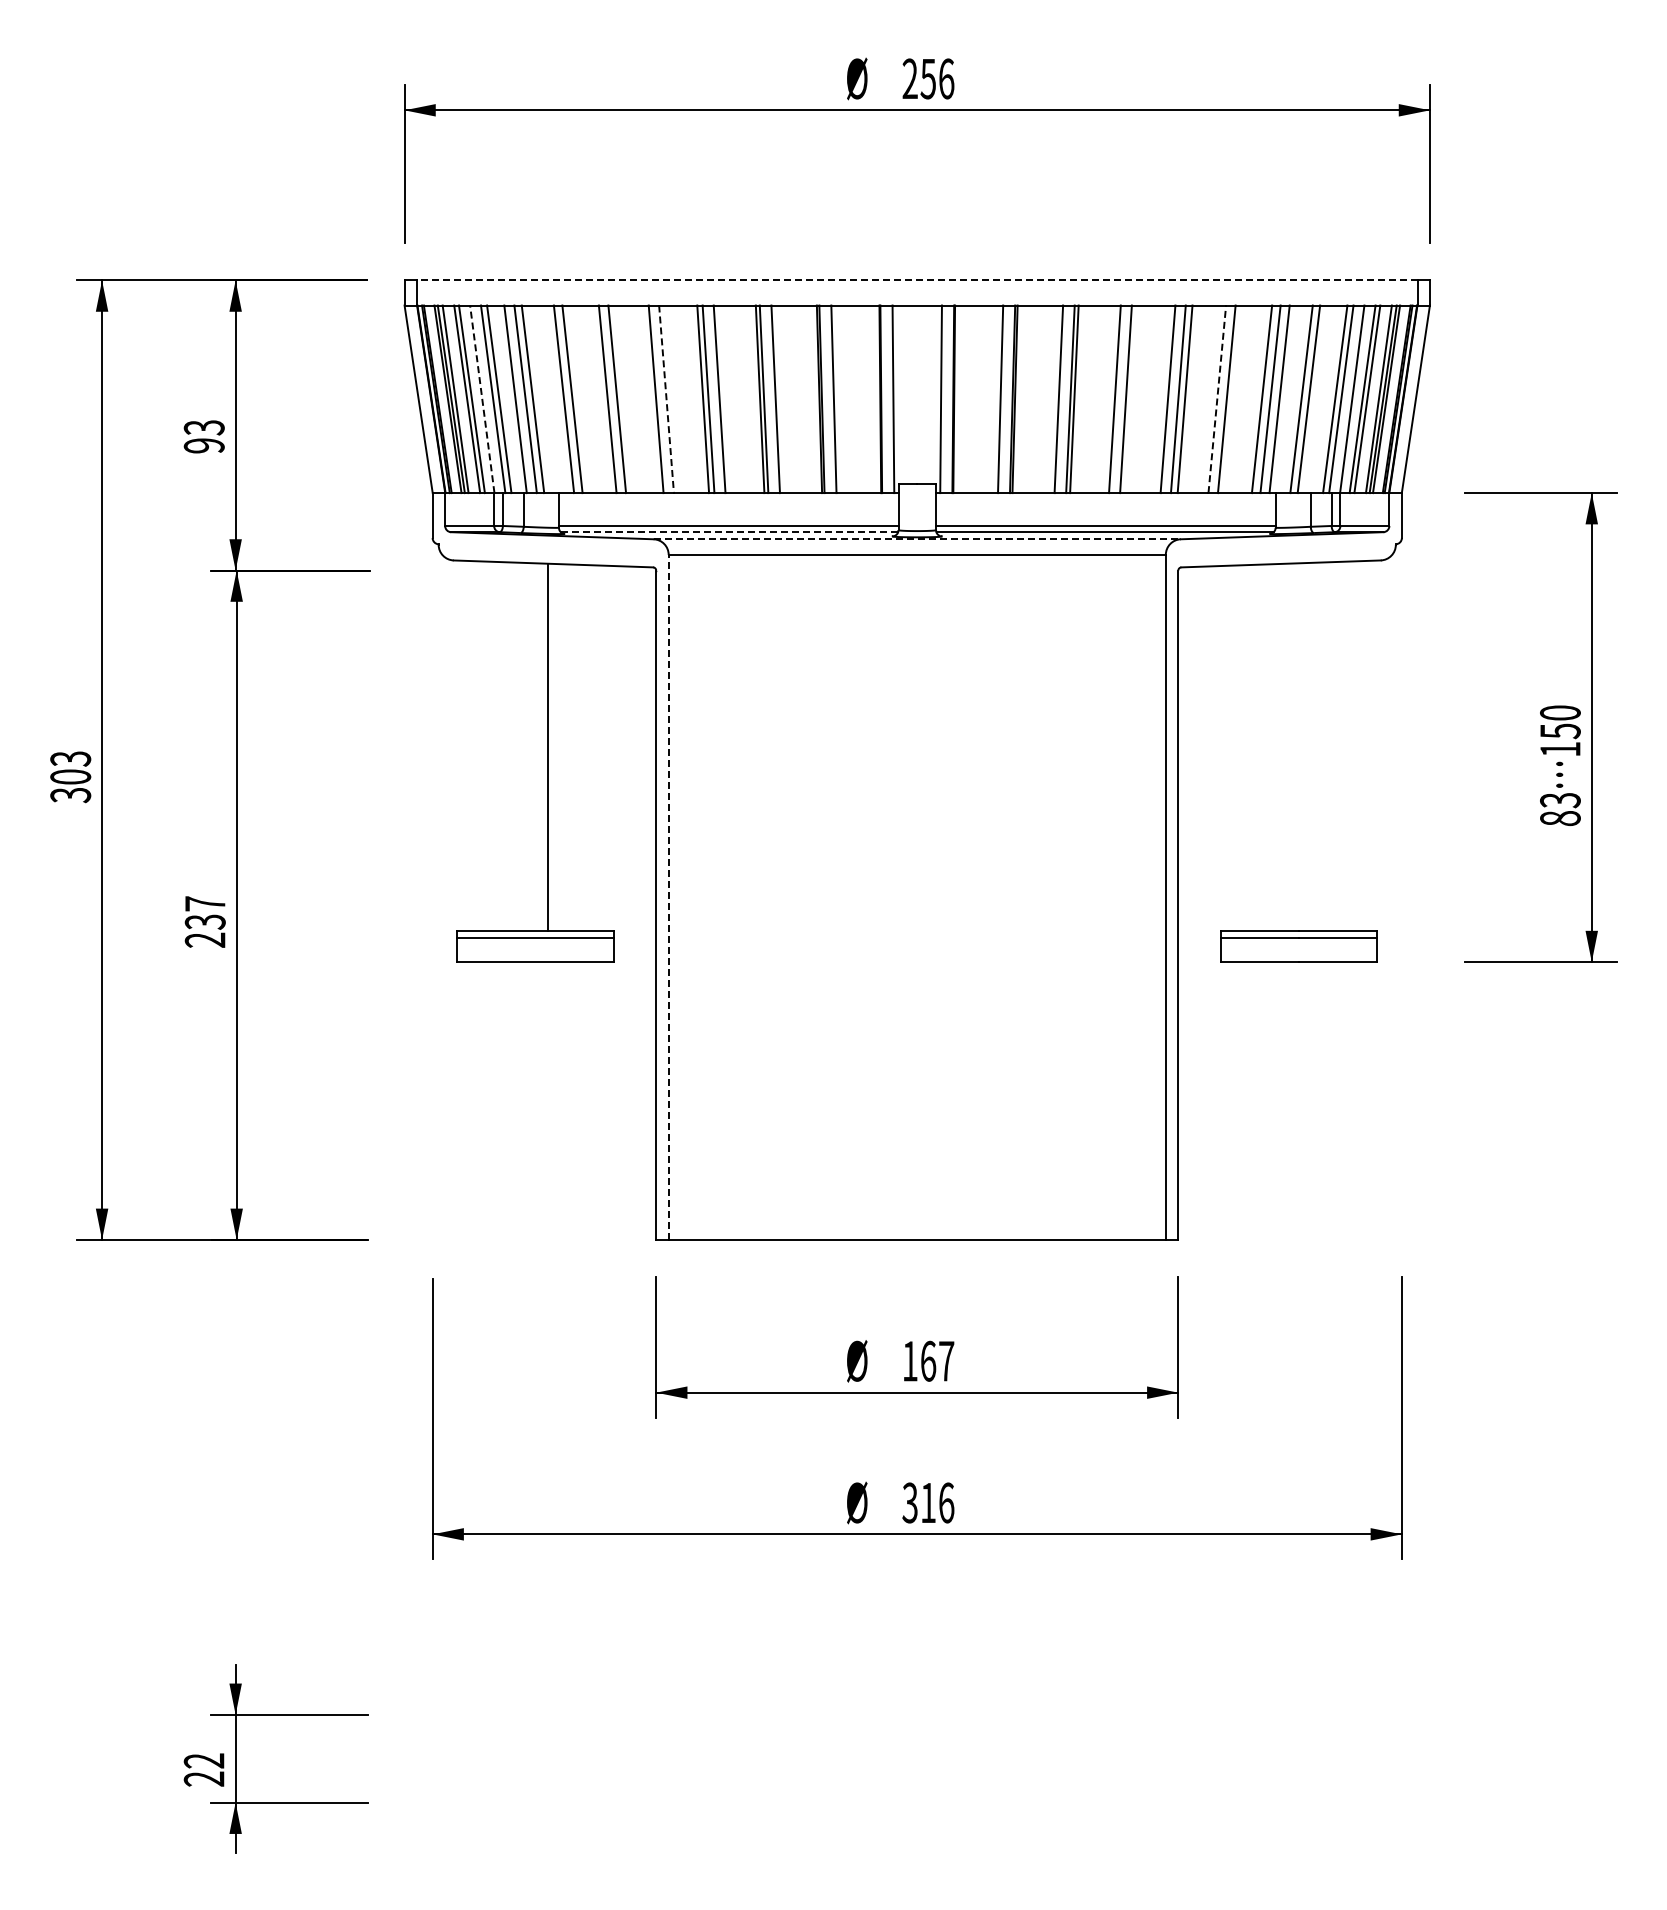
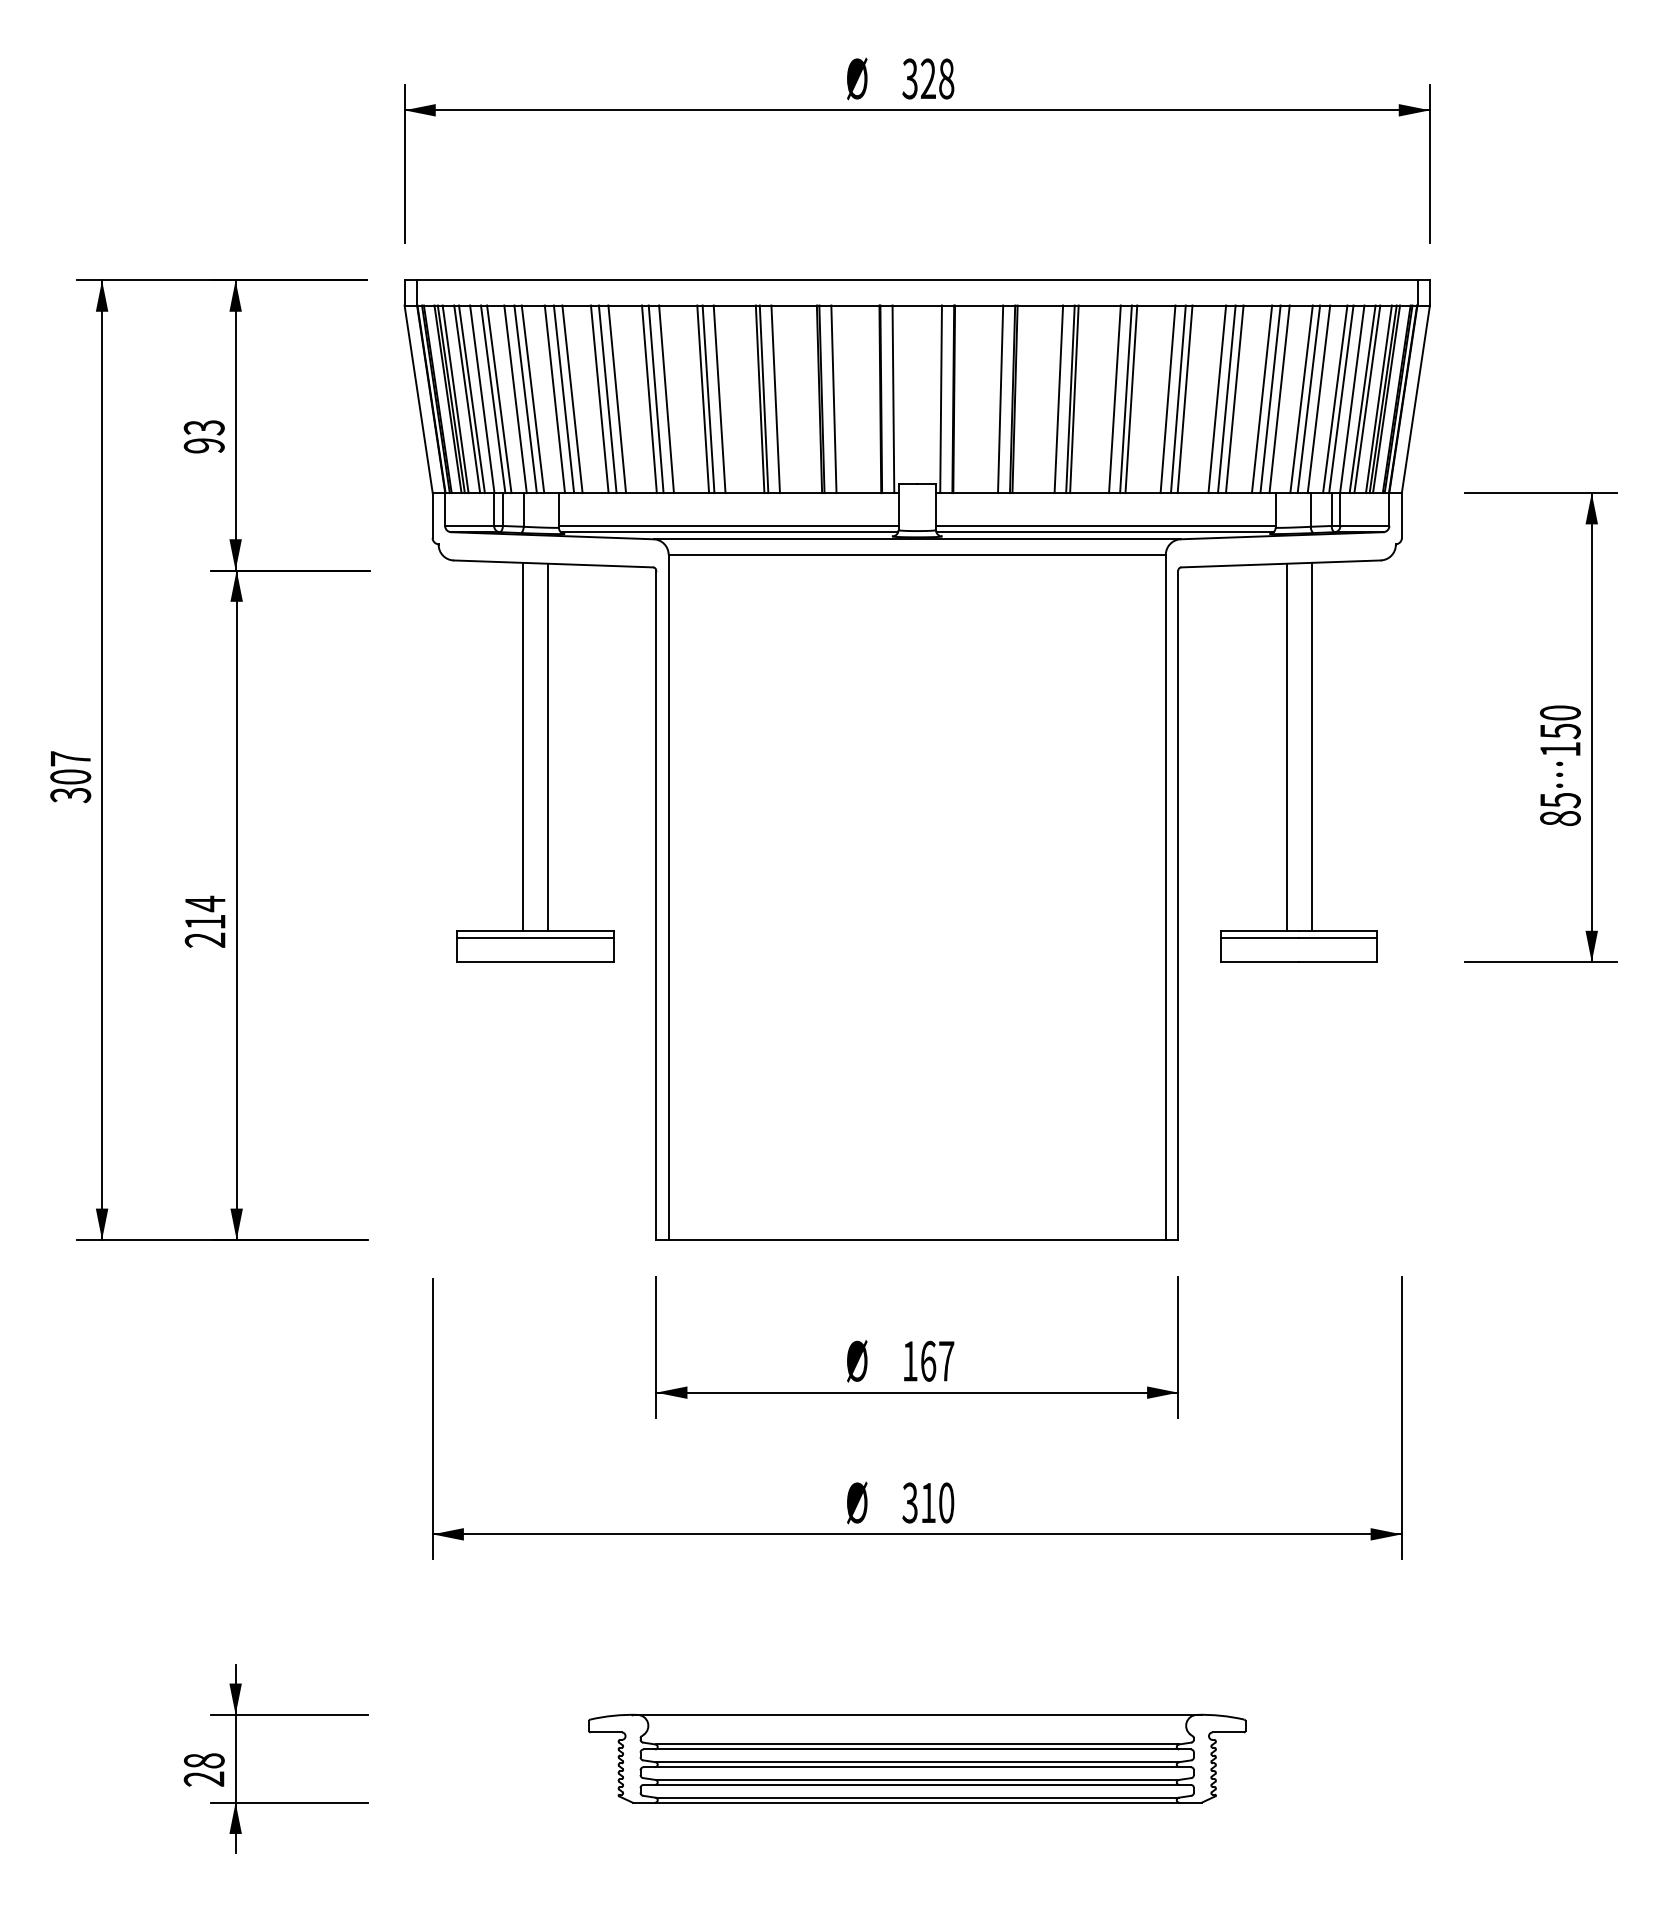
text: 256 -> 328 (928, 78)
line: dashed -> solid (916, 280)
line: dashed -> solid (1217, 398)
line: dashed -> solid (482, 399)
line: none -> present (554, 399)
line: none -> present (599, 399)
line: none -> present (649, 399)
line: dashed -> solid (666, 399)
line: none -> present (1131, 399)
line: none -> present (1234, 399)
line: none -> present (1318, 399)
line: dashed -> solid (729, 532)
line: dashed -> solid (917, 539)
line: none -> present (522, 746)
line: none -> present (1286, 746)
line: none -> present (1311, 746)
text: 303 -> 307 (70, 758)
text: 83 -> 85 (1560, 800)
line: dashed -> solid (668, 896)
text: 237 -> 214 (204, 912)
text: 316 -> 310 (946, 1502)
part: none -> present (917, 1758)
text: 22 -> 28 (203, 1760)
